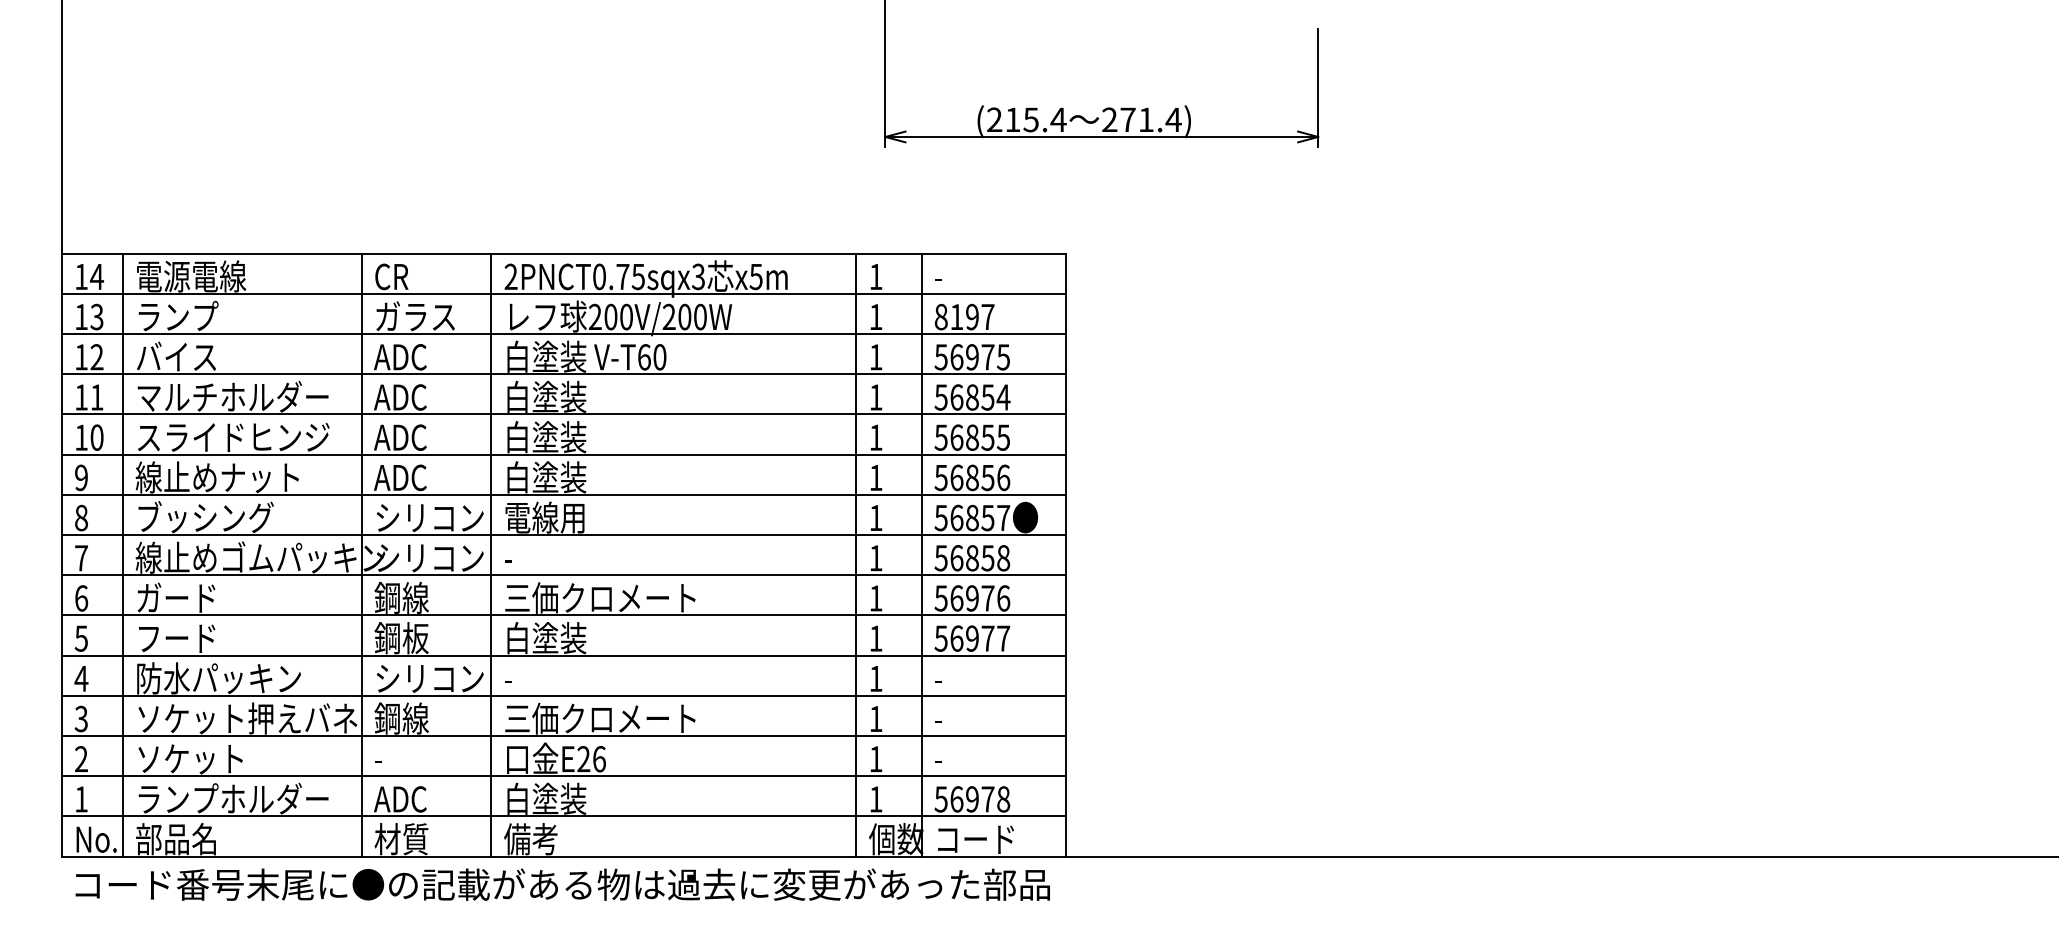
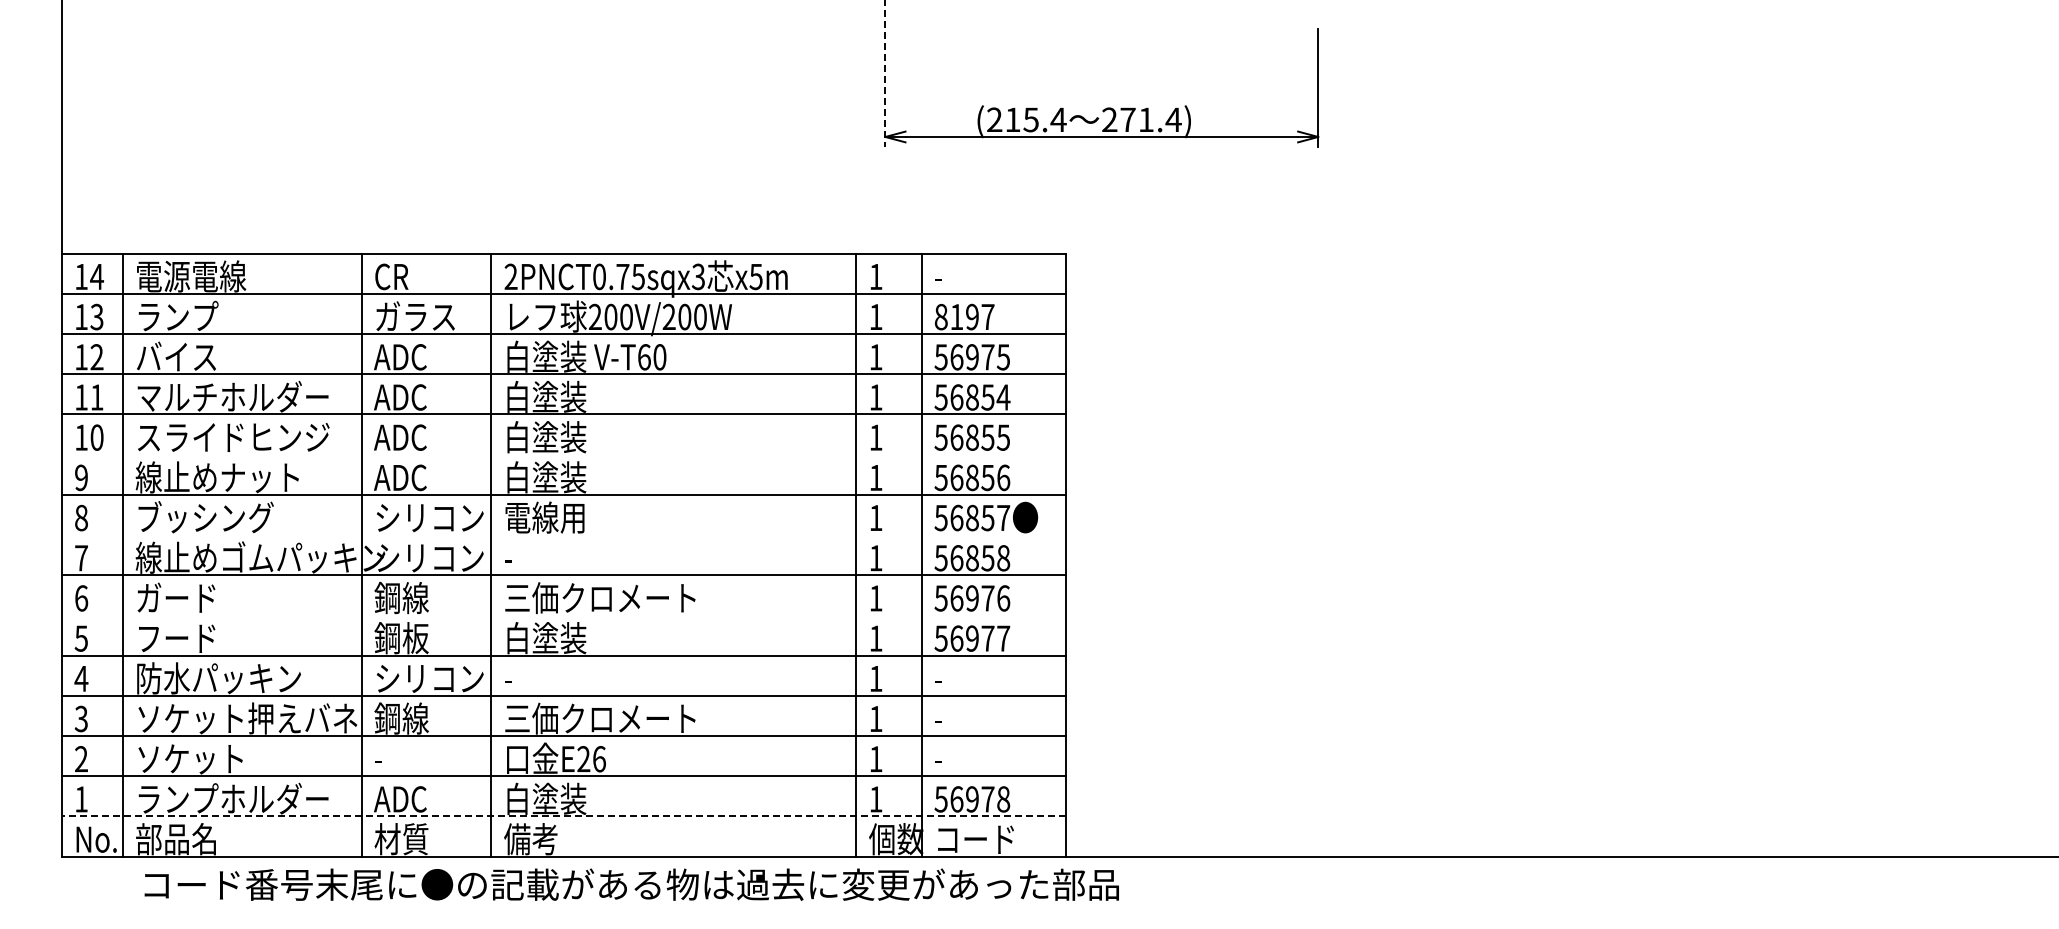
line: solid -> dashed (885, 74)
line: present -> none (563, 454)
line: present -> none (563, 534)
line: present -> none (563, 615)
line: solid -> dashed (563, 816)
text position: (562, 884) -> (631, 884) (631, 884)
